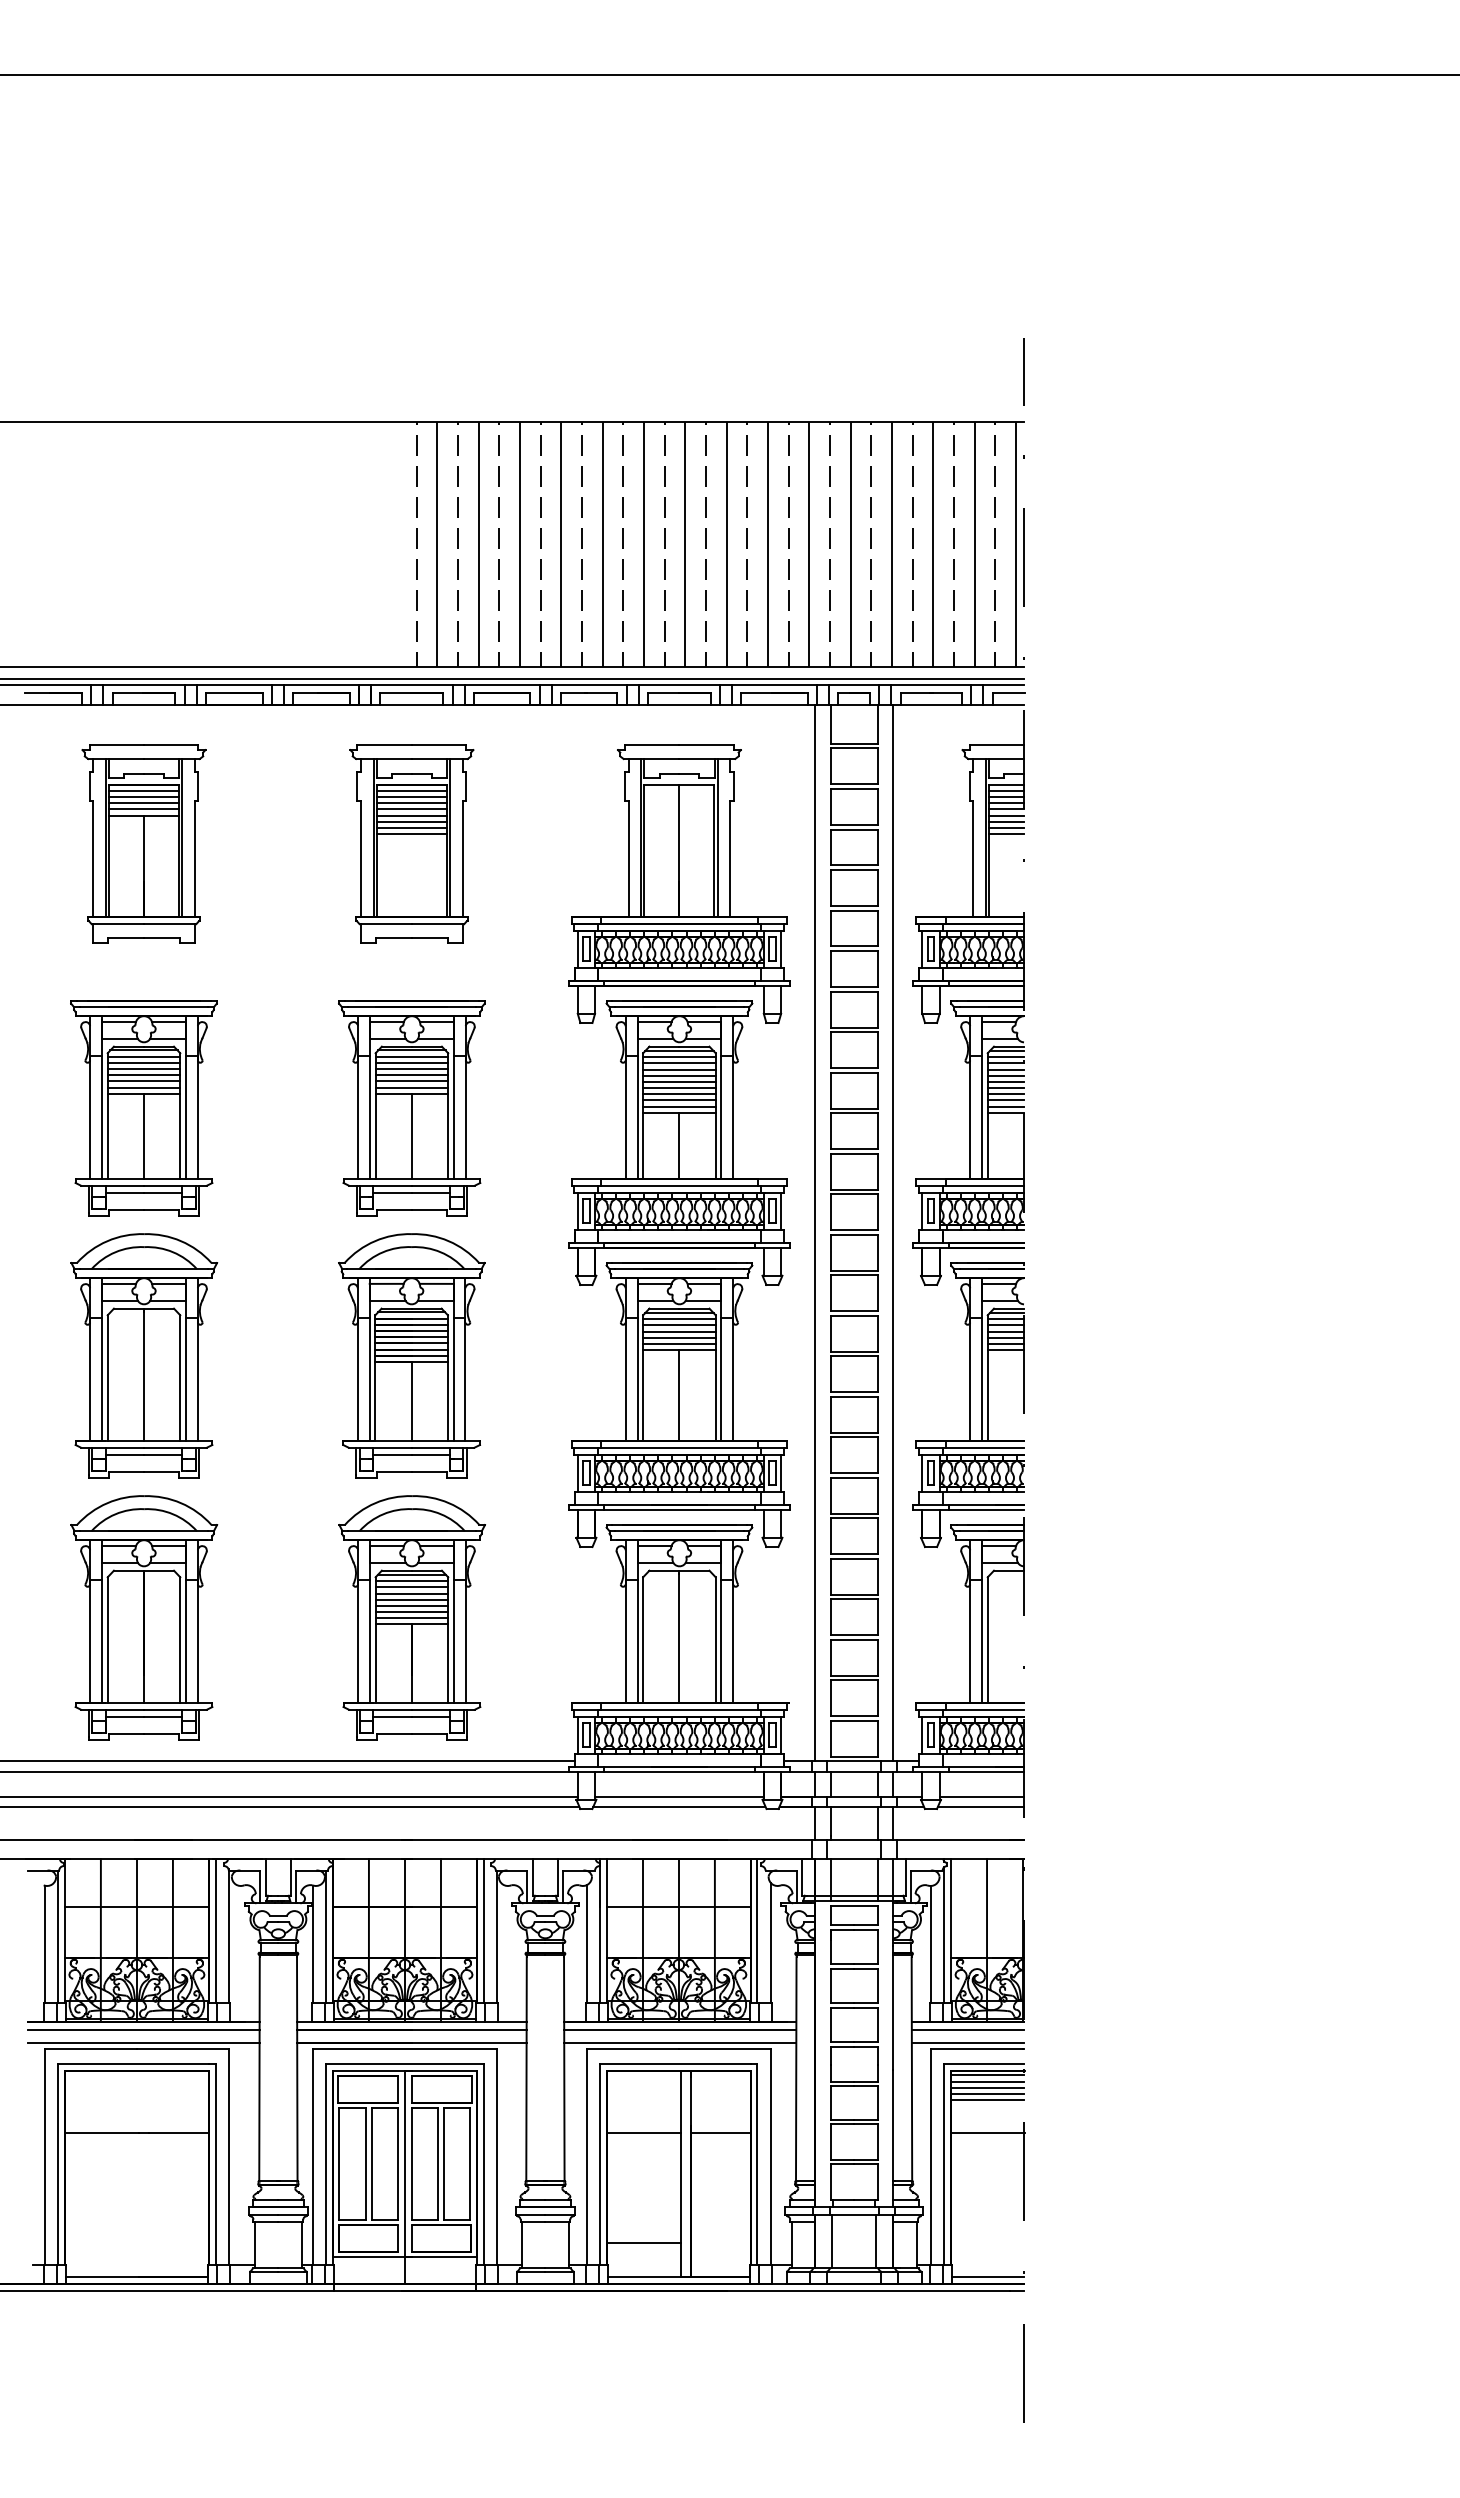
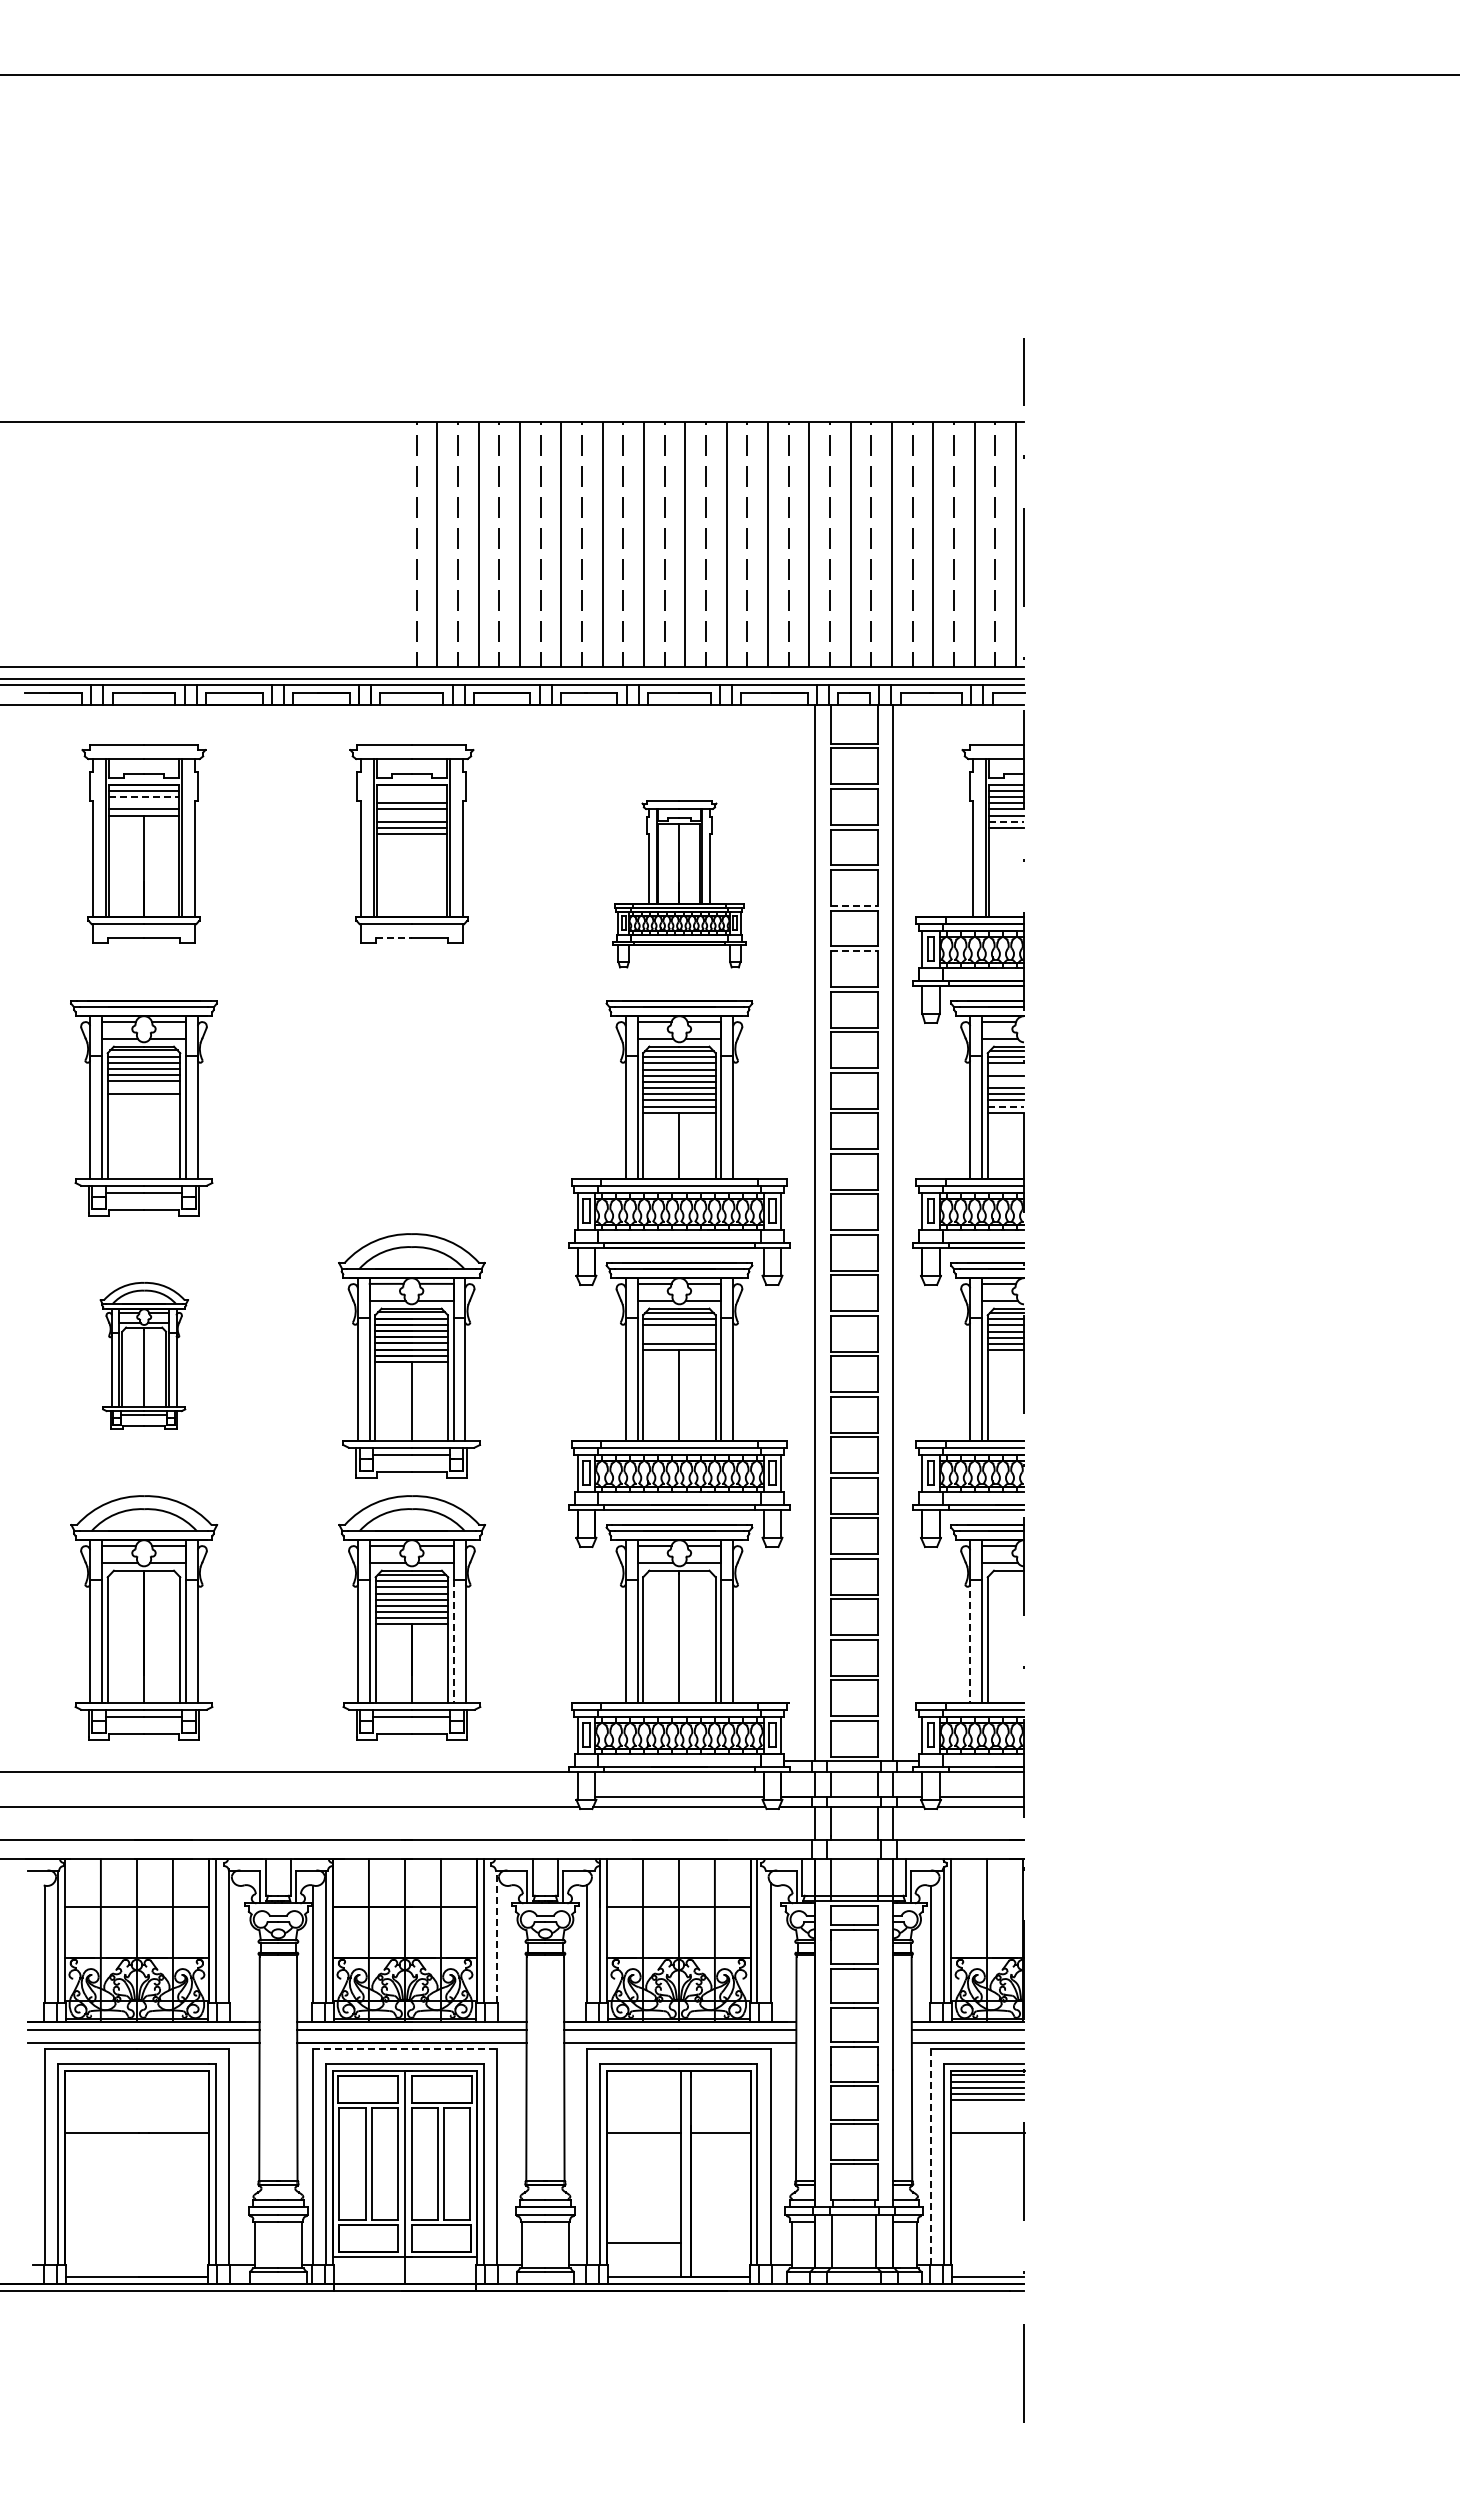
line: present -> none (411, 790)
line: solid -> dashed (144, 797)
line: present -> none (411, 797)
line: present -> none (144, 803)
line: present -> none (411, 815)
line: solid -> dashed (1006, 821)
line: present -> none (1006, 834)
part size: 223x280 px -> 135x169 px (679, 884)
line: solid -> dashed (854, 905)
line: solid -> dashed (394, 937)
line: solid -> dashed (854, 951)
line: present -> none (1005, 1069)
line: present -> none (1005, 1081)
line: present -> none (143, 1087)
line: solid -> dashed (1006, 1106)
part: present -> none (411, 1108)
line: present -> none (143, 1136)
line: present -> none (679, 1331)
line: present -> none (679, 1337)
part size: 149x246 px -> 90x148 px (143, 1355)
line: solid -> dashed (453, 1641)
line: solid -> dashed (970, 1641)
line: present -> none (288, 1761)
line: present -> none (289, 1797)
line: solid -> dashed (496, 1936)
line: solid -> dashed (404, 2048)
line: solid -> dashed (931, 2156)
